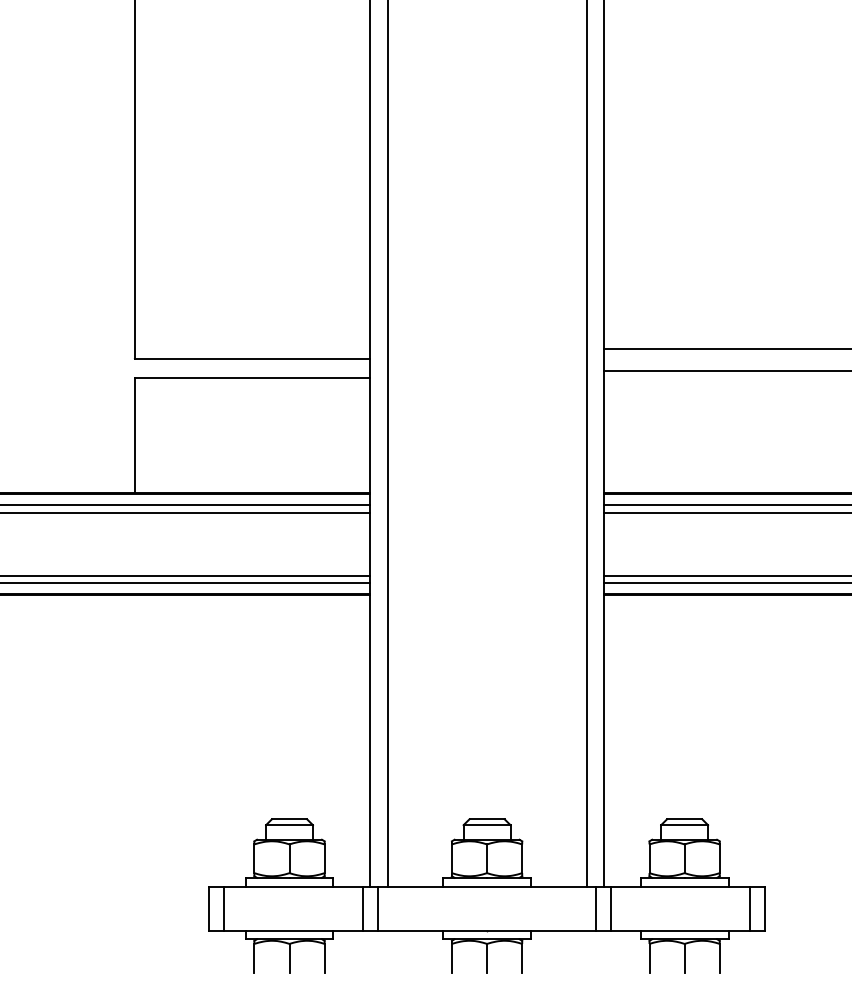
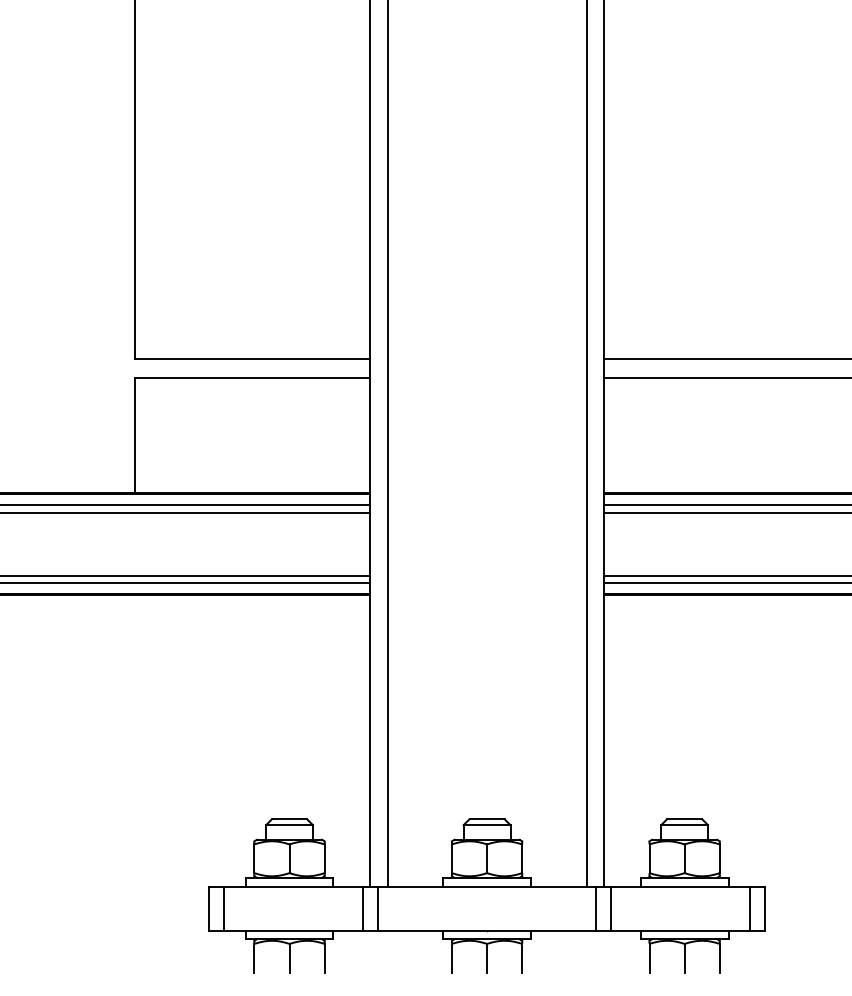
line position: (726, 349) -> (726, 359) (726, 359)
line position: (726, 371) -> (726, 378) (726, 378)
